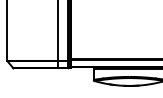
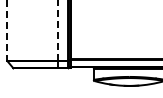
line: solid -> dashed (7, 30)
line: solid -> dashed (58, 30)
